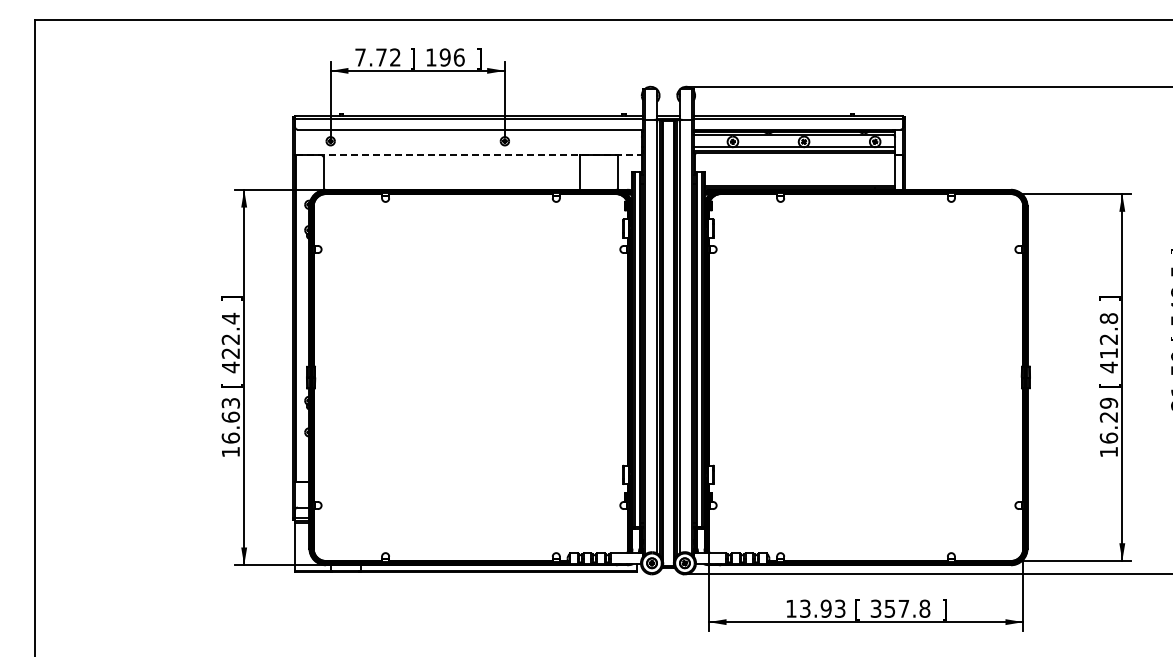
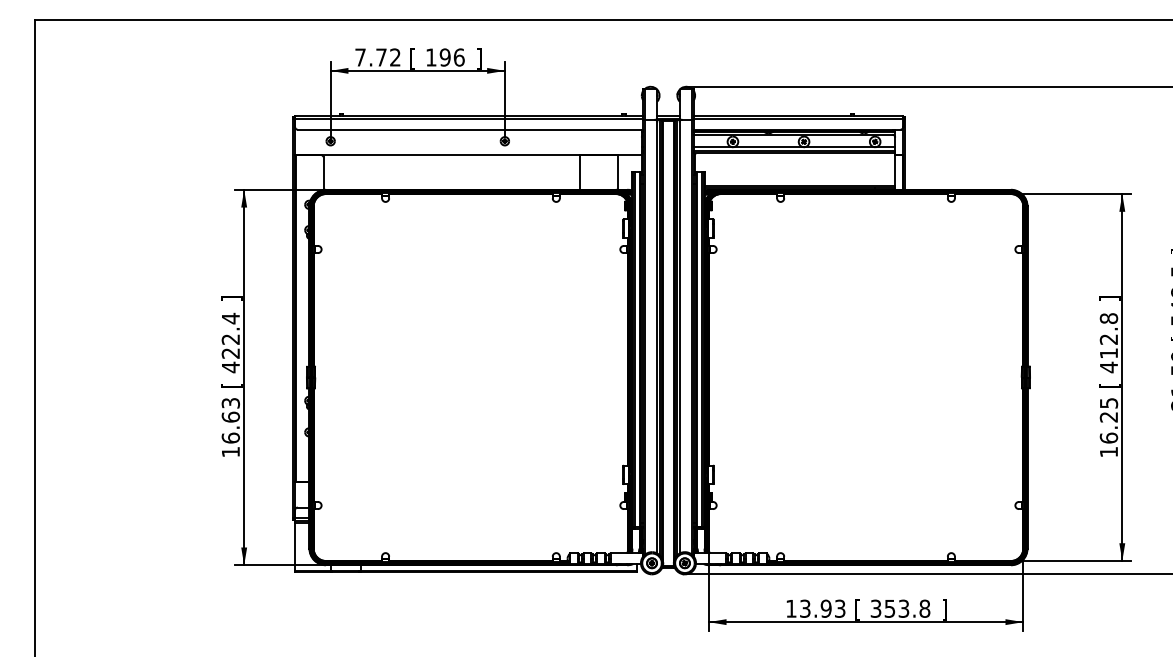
text: ] -> [ (412, 58)
line: dashed -> solid (468, 155)
text: 16.29 -> 16.25 (1108, 402)
text: 357.8 -> 353.8 (903, 608)
